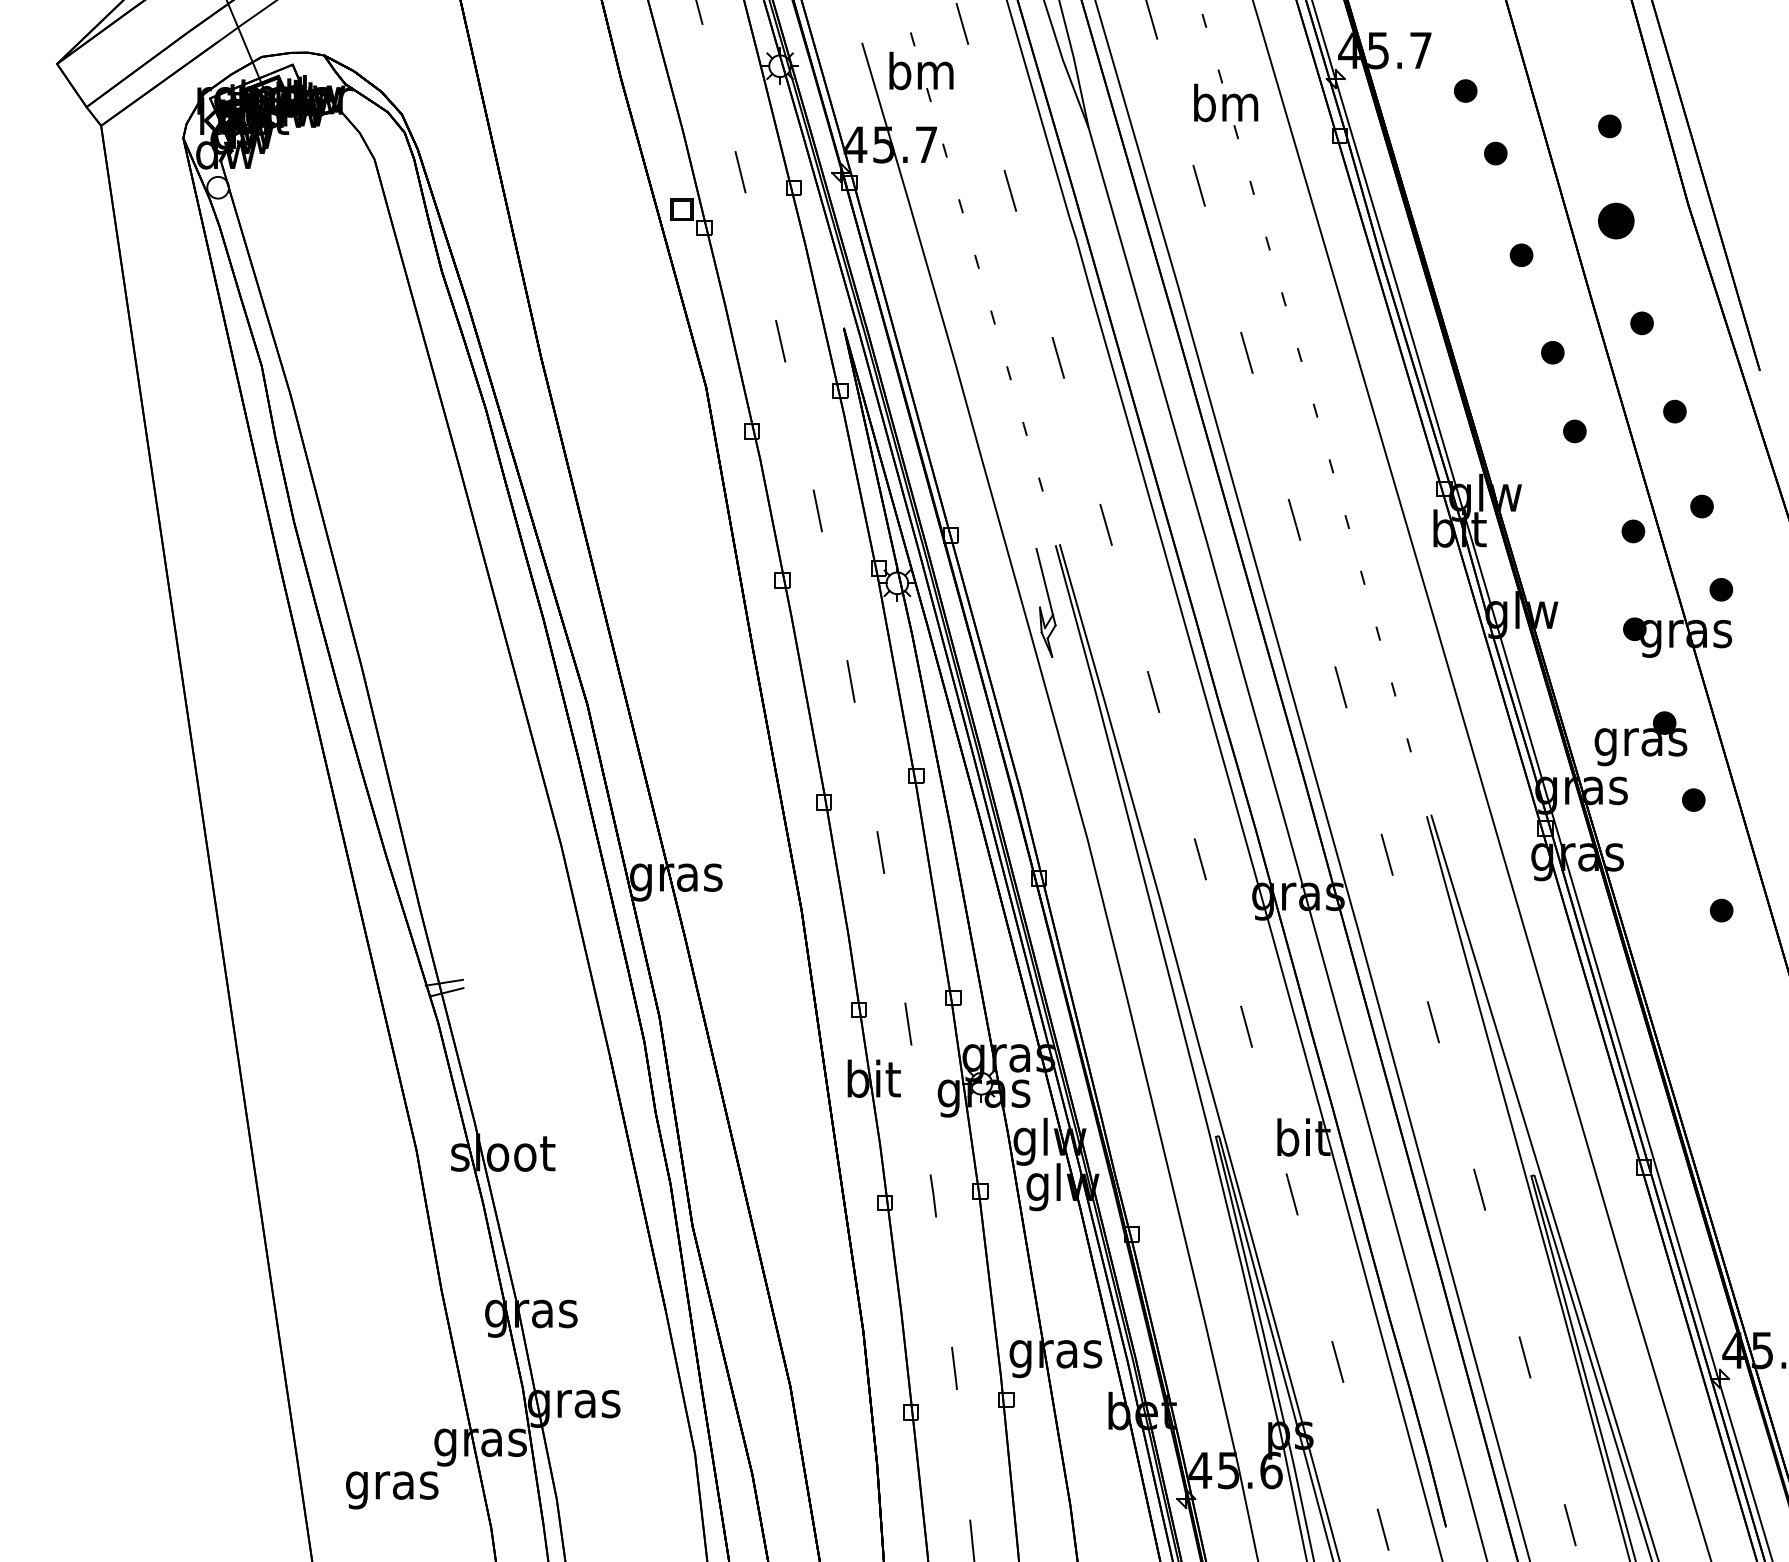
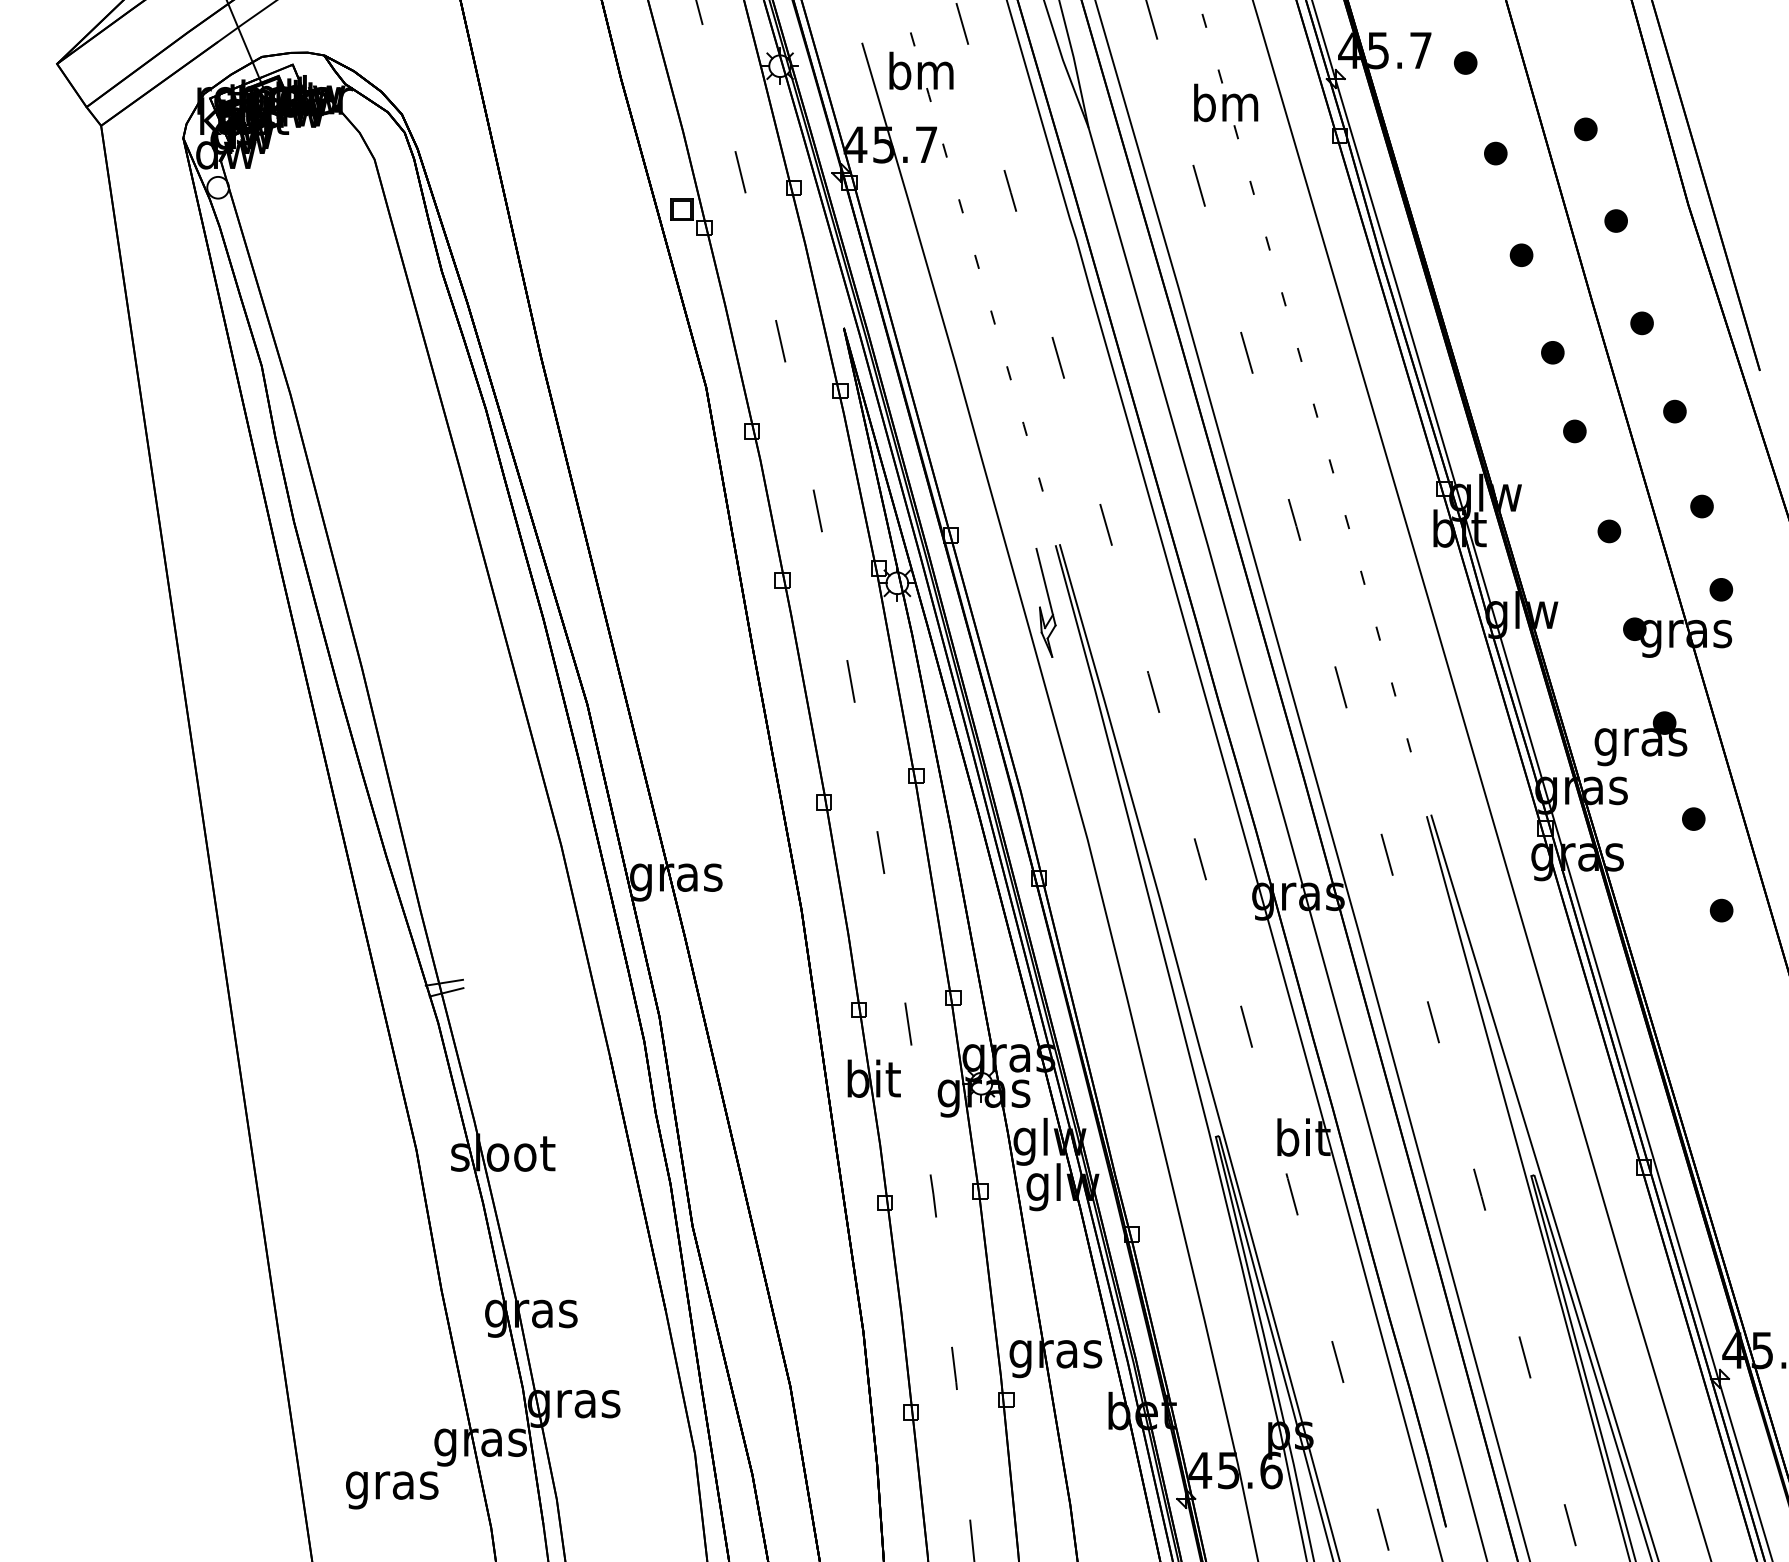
part position: (1465, 90) -> (1465, 62) (1465, 62)
part position: (1609, 126) -> (1585, 129) (1585, 129)
part size: 37x38 px -> 24x24 px (1615, 220)
part position: (1633, 531) -> (1609, 531) (1609, 531)
part position: (1693, 799) -> (1693, 818) (1693, 818)
